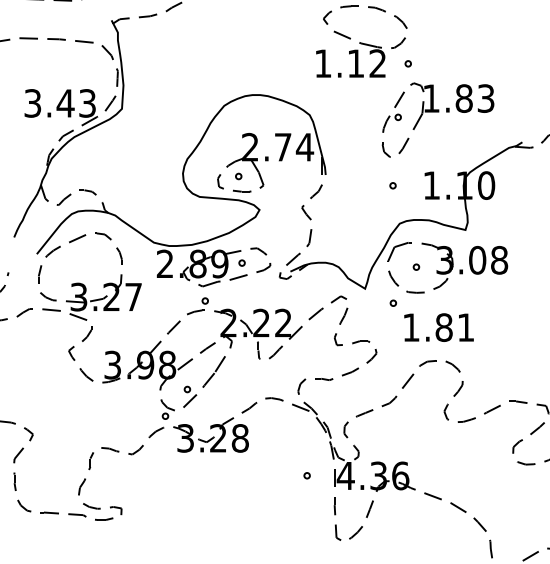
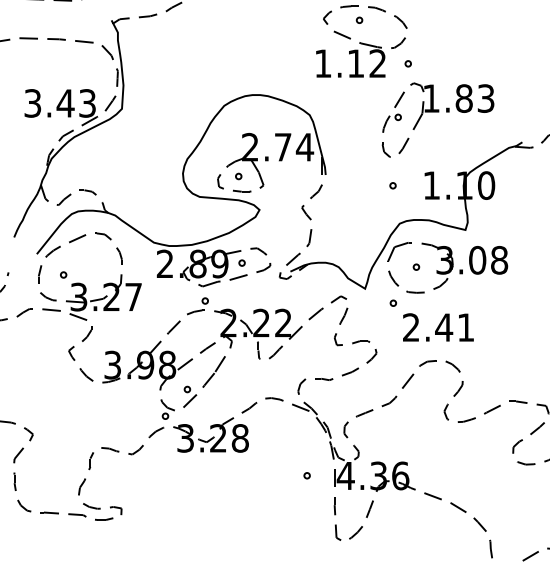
part: none -> present (359, 19)
part: none -> present (63, 274)
text: 1.81 -> 2.41 (428, 327)
